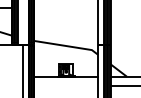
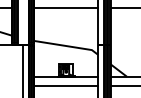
line: none -> present (66, 7)
line: none -> present (123, 7)
line: none -> present (66, 86)
